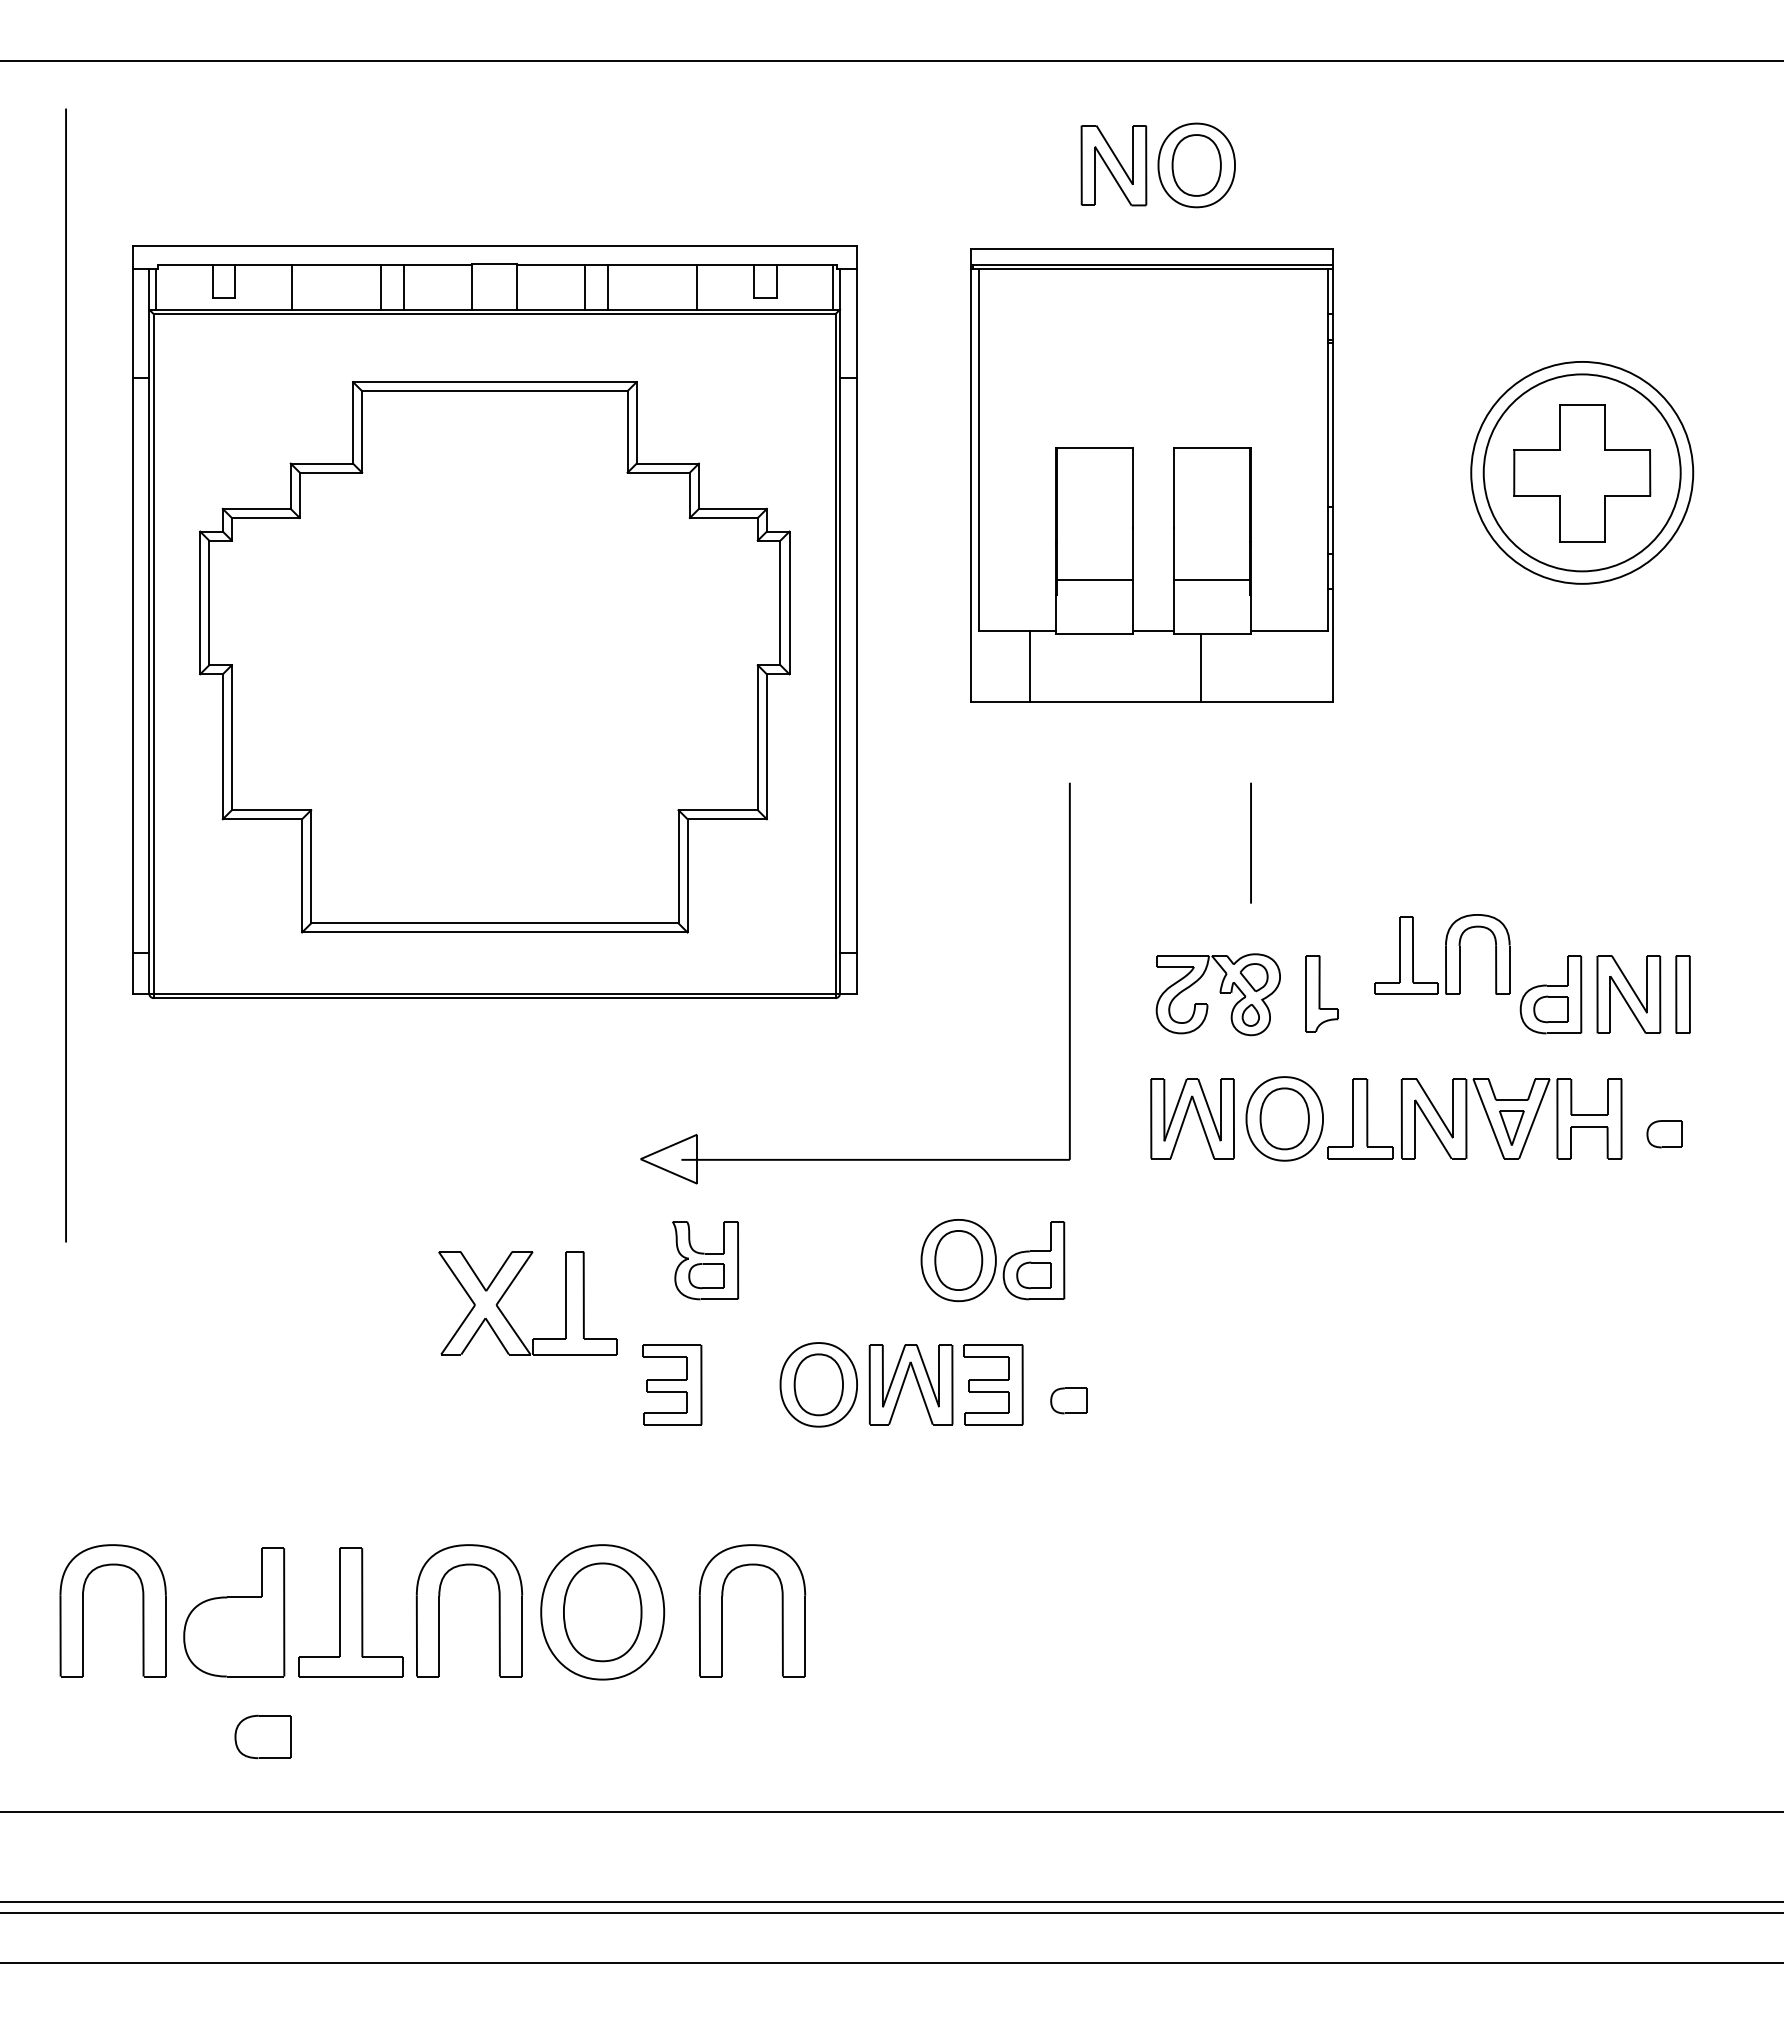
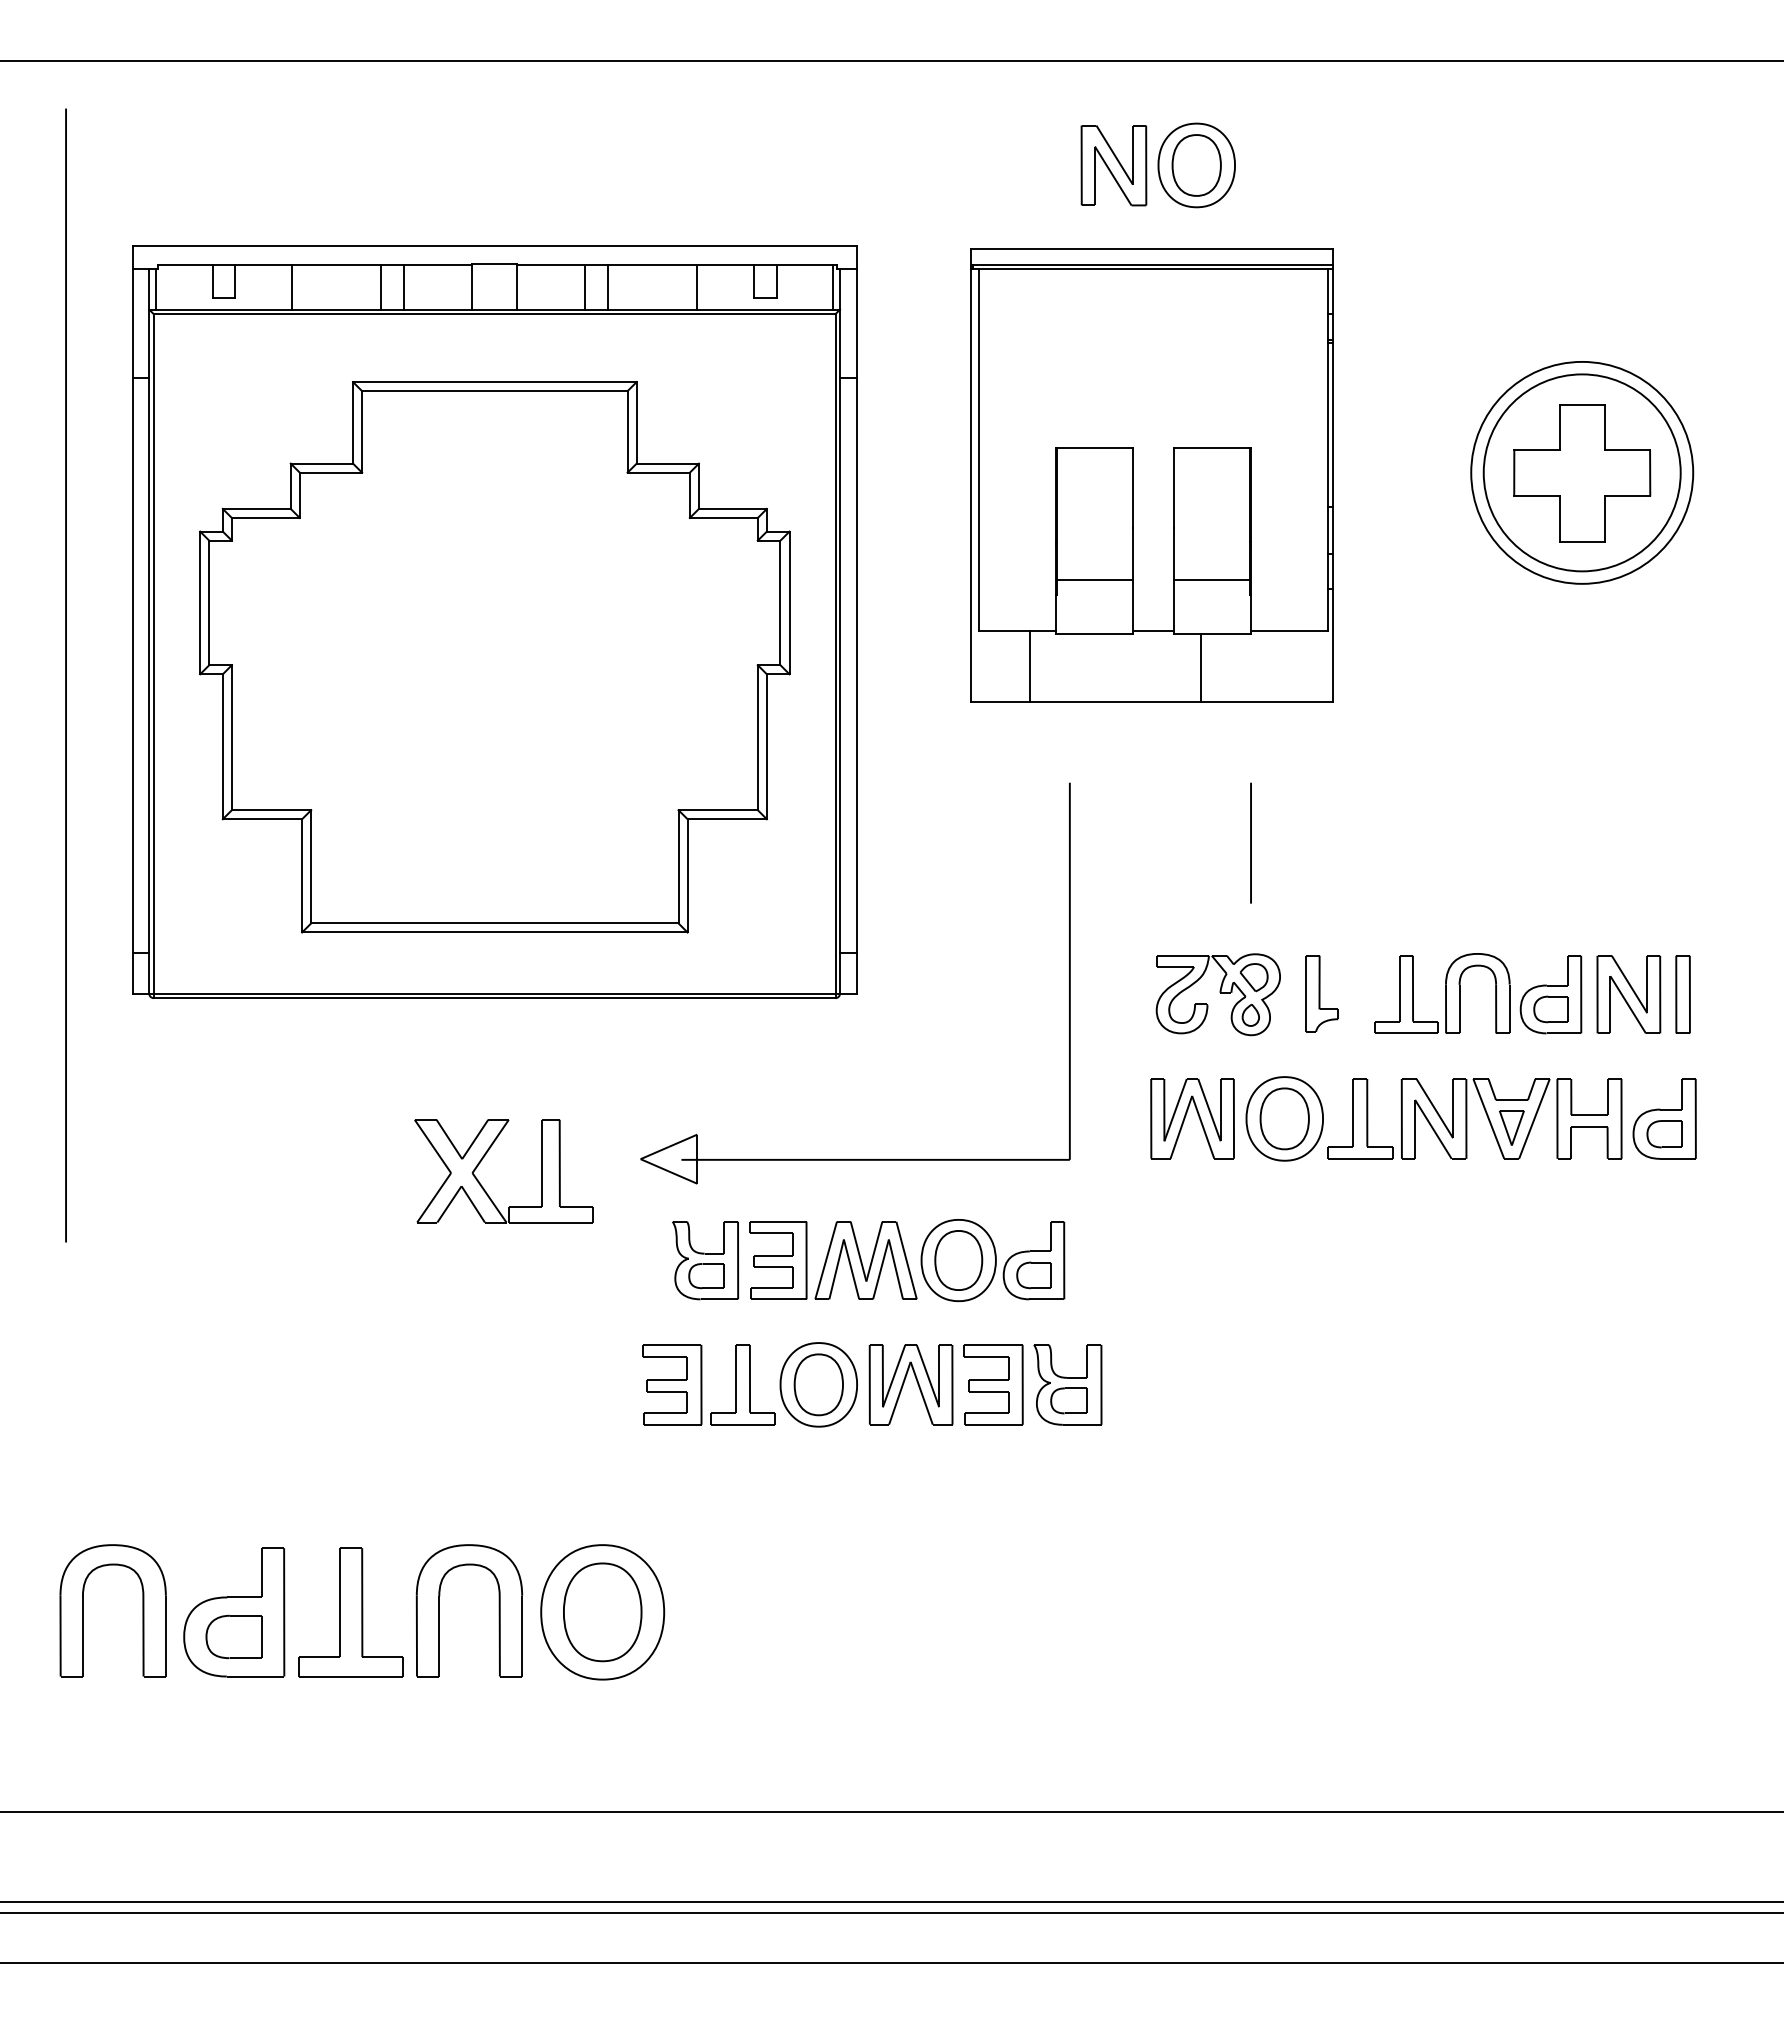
part position: (1442, 954) -> (1442, 993) (1442, 993)
part: none -> present (1664, 1118)
part: none -> present (833, 1260)
part position: (508, 1289) -> (484, 1157) (484, 1157)
part: none -> present (742, 1384)
part: none -> present (1067, 1384)
part: present -> none (781, 1610)
part position: (262, 1736) -> (233, 1636) (233, 1636)
